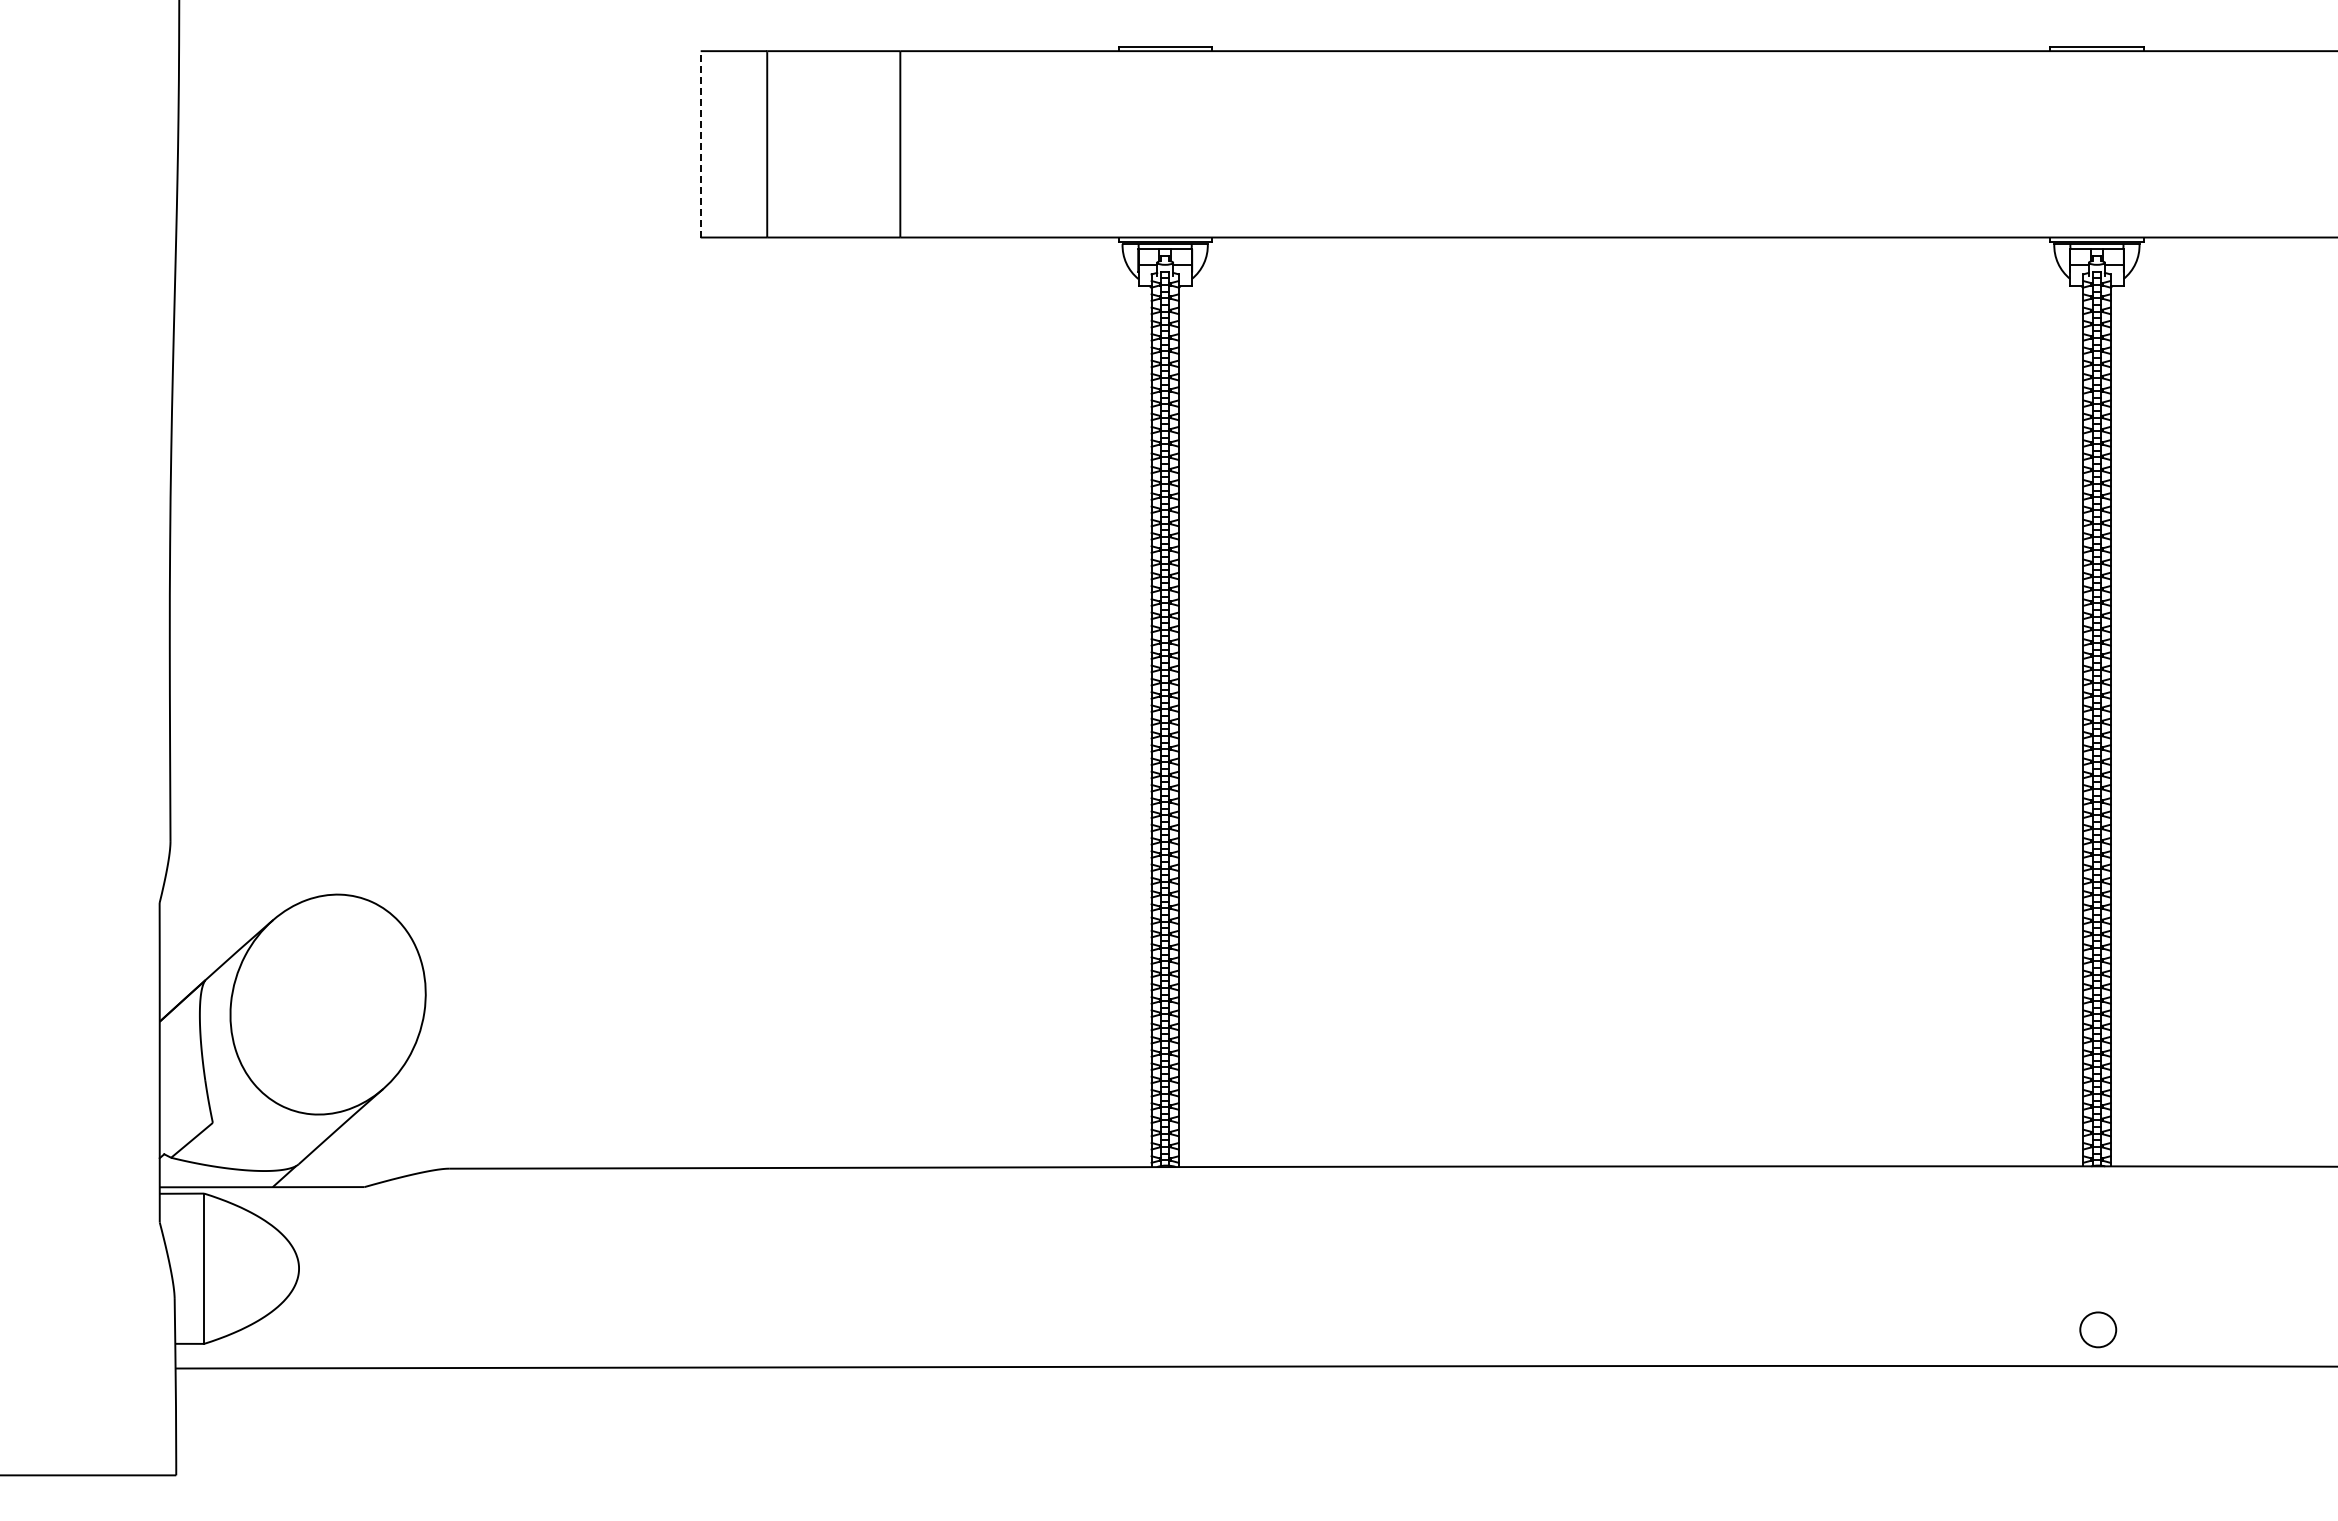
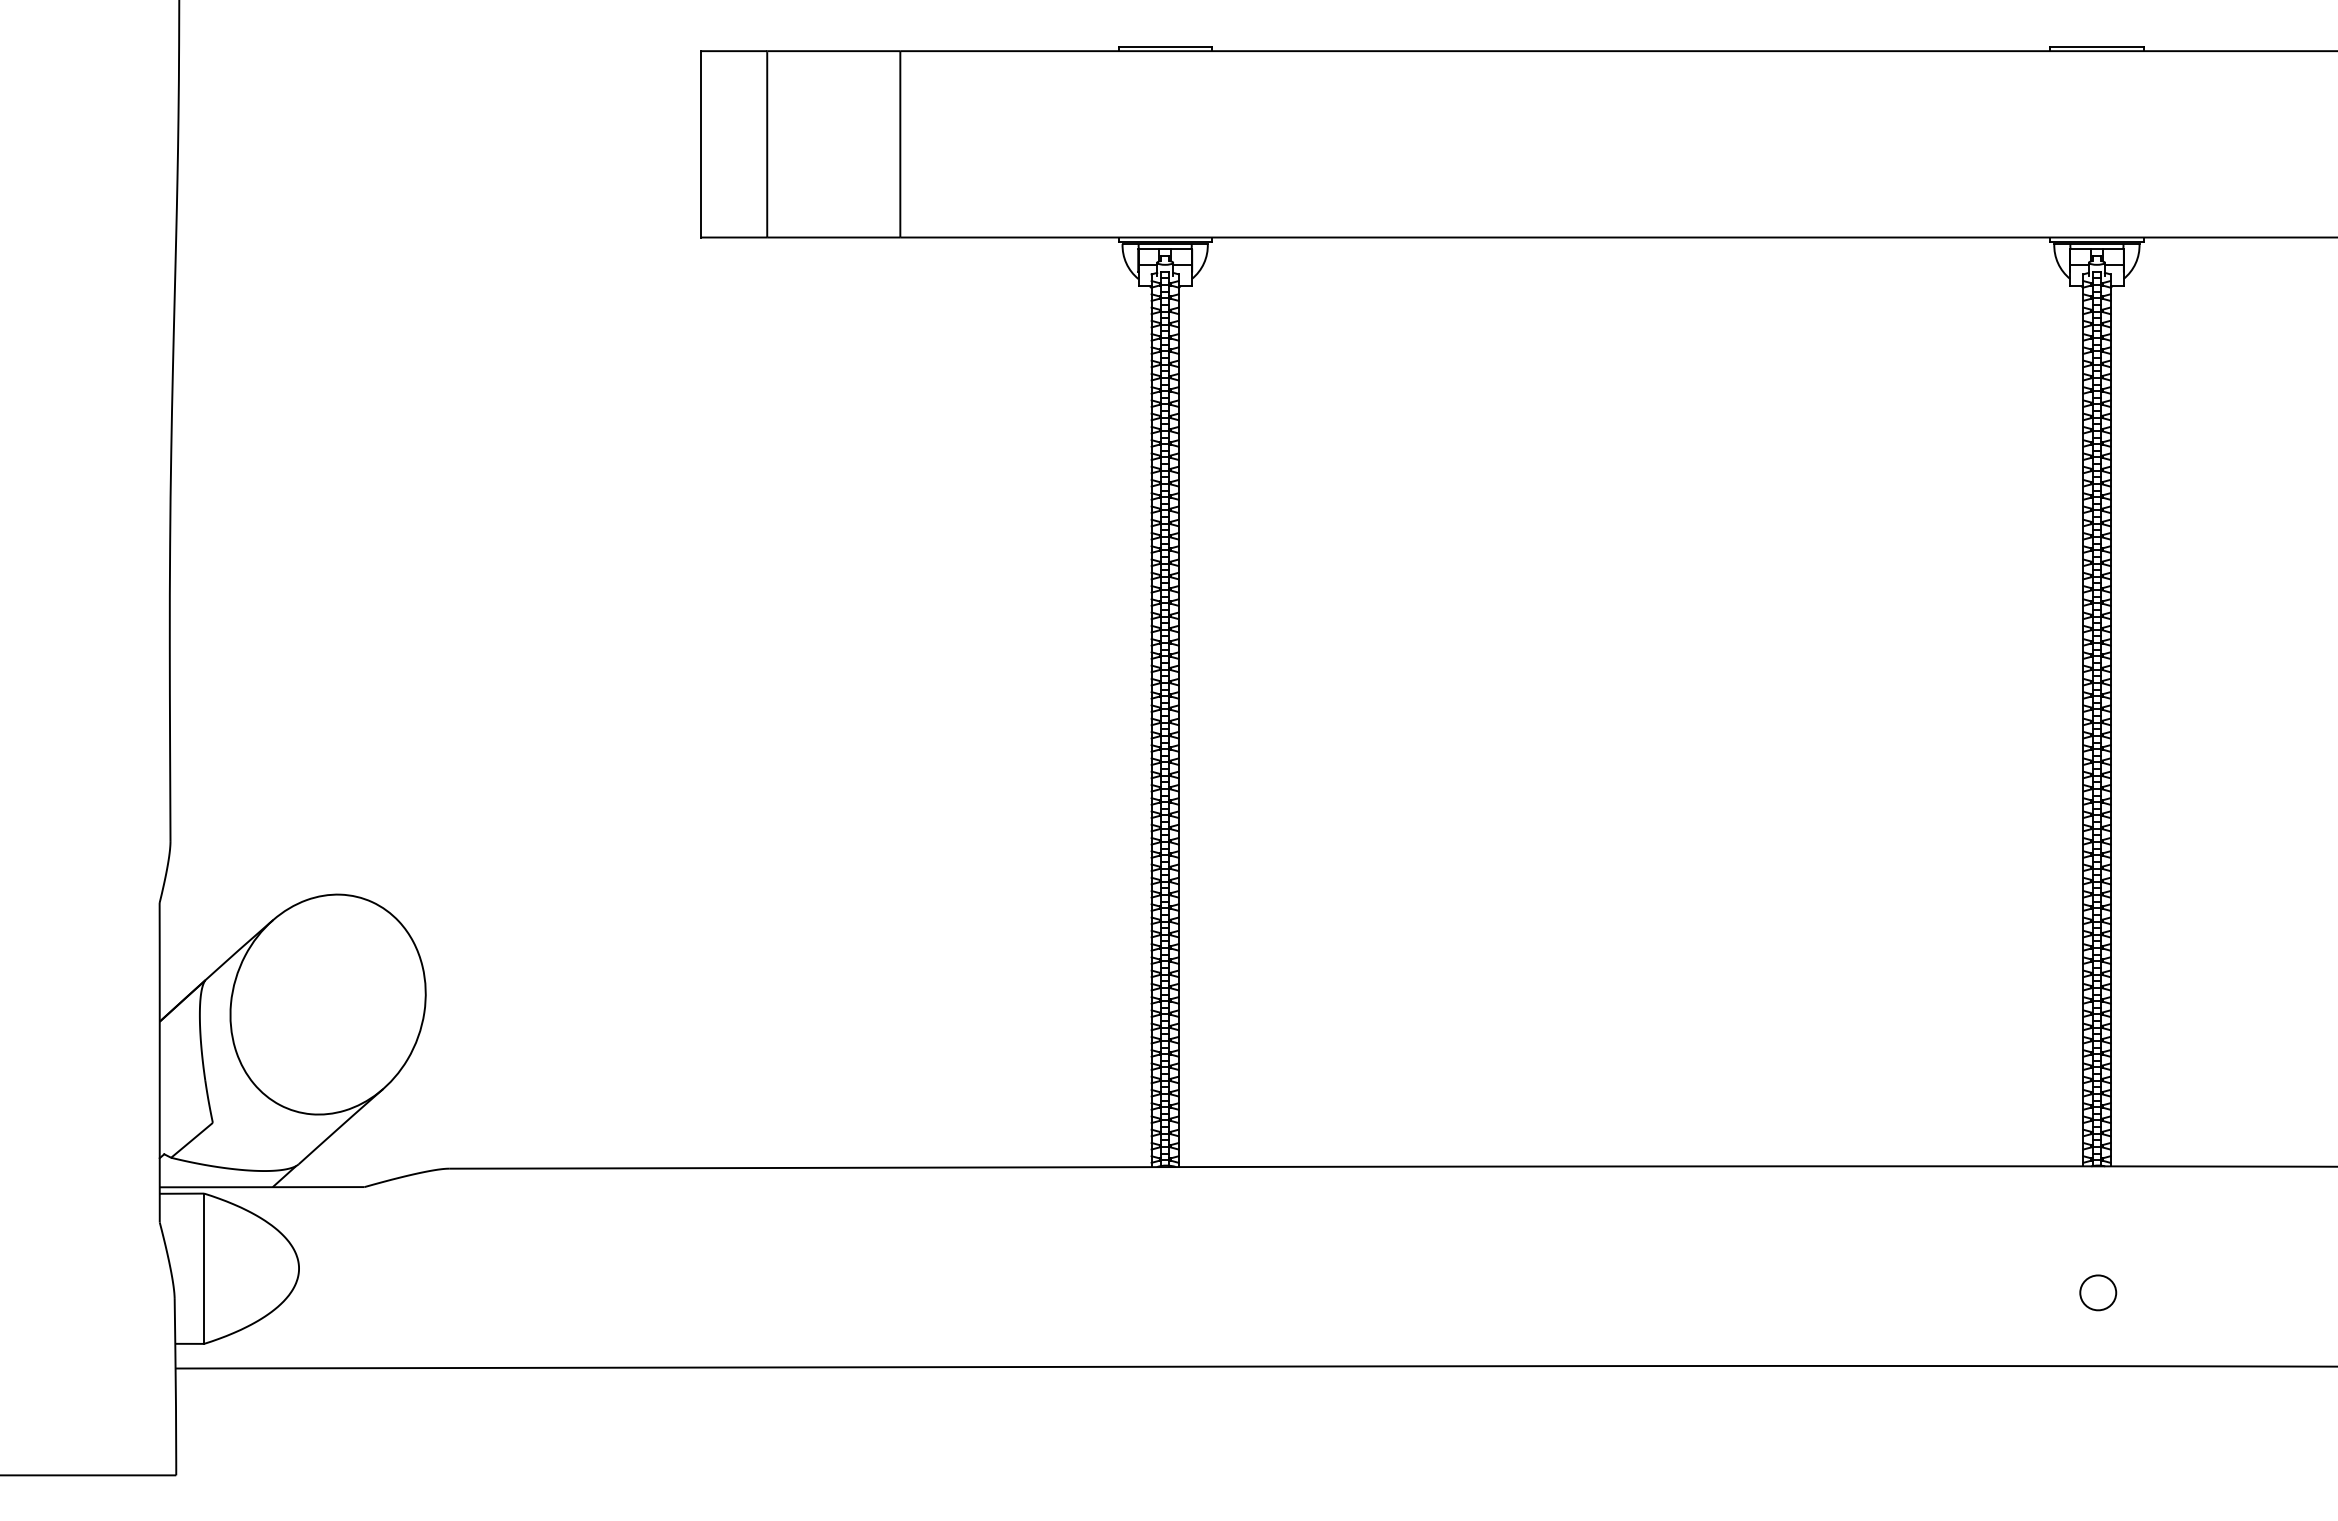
line: dashed -> solid (700, 143)
part position: (2098, 1329) -> (2098, 1292) (2098, 1292)
